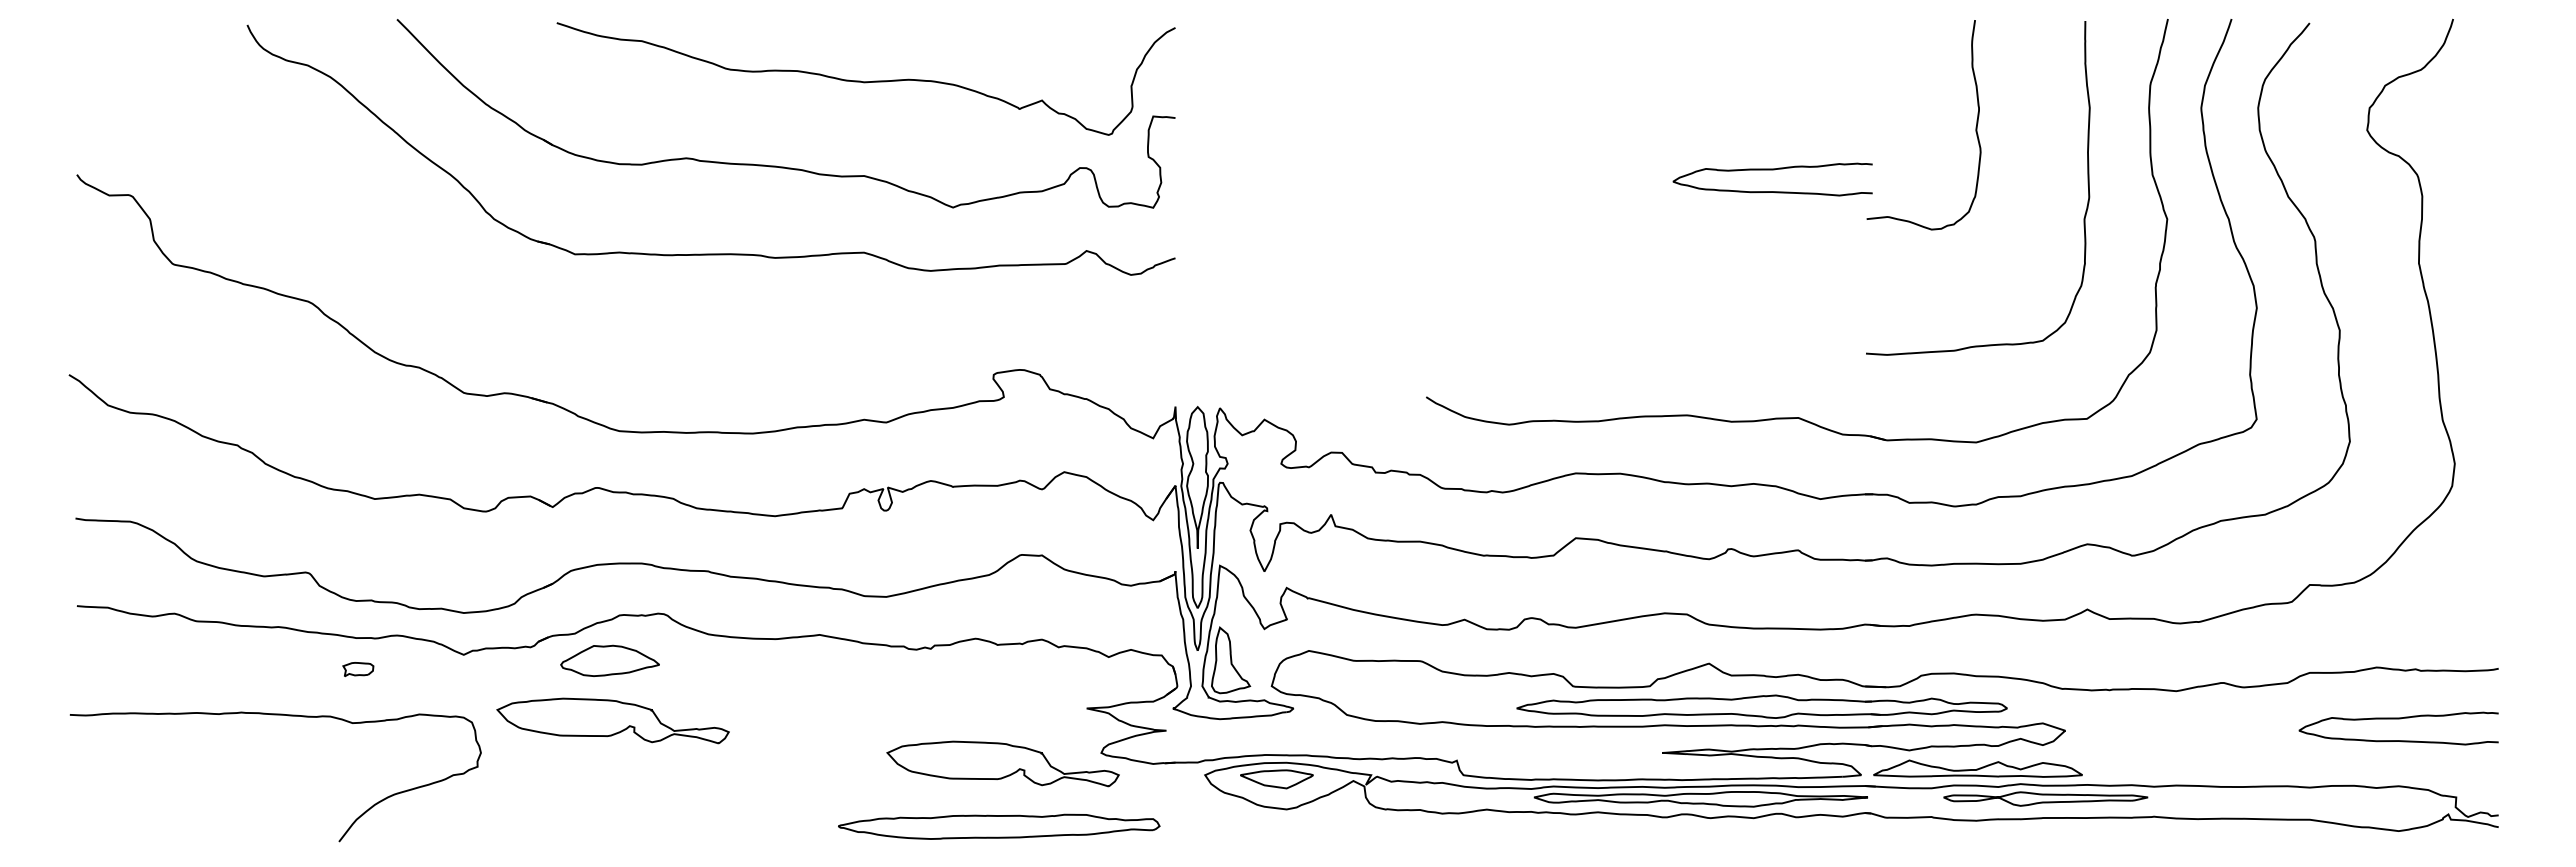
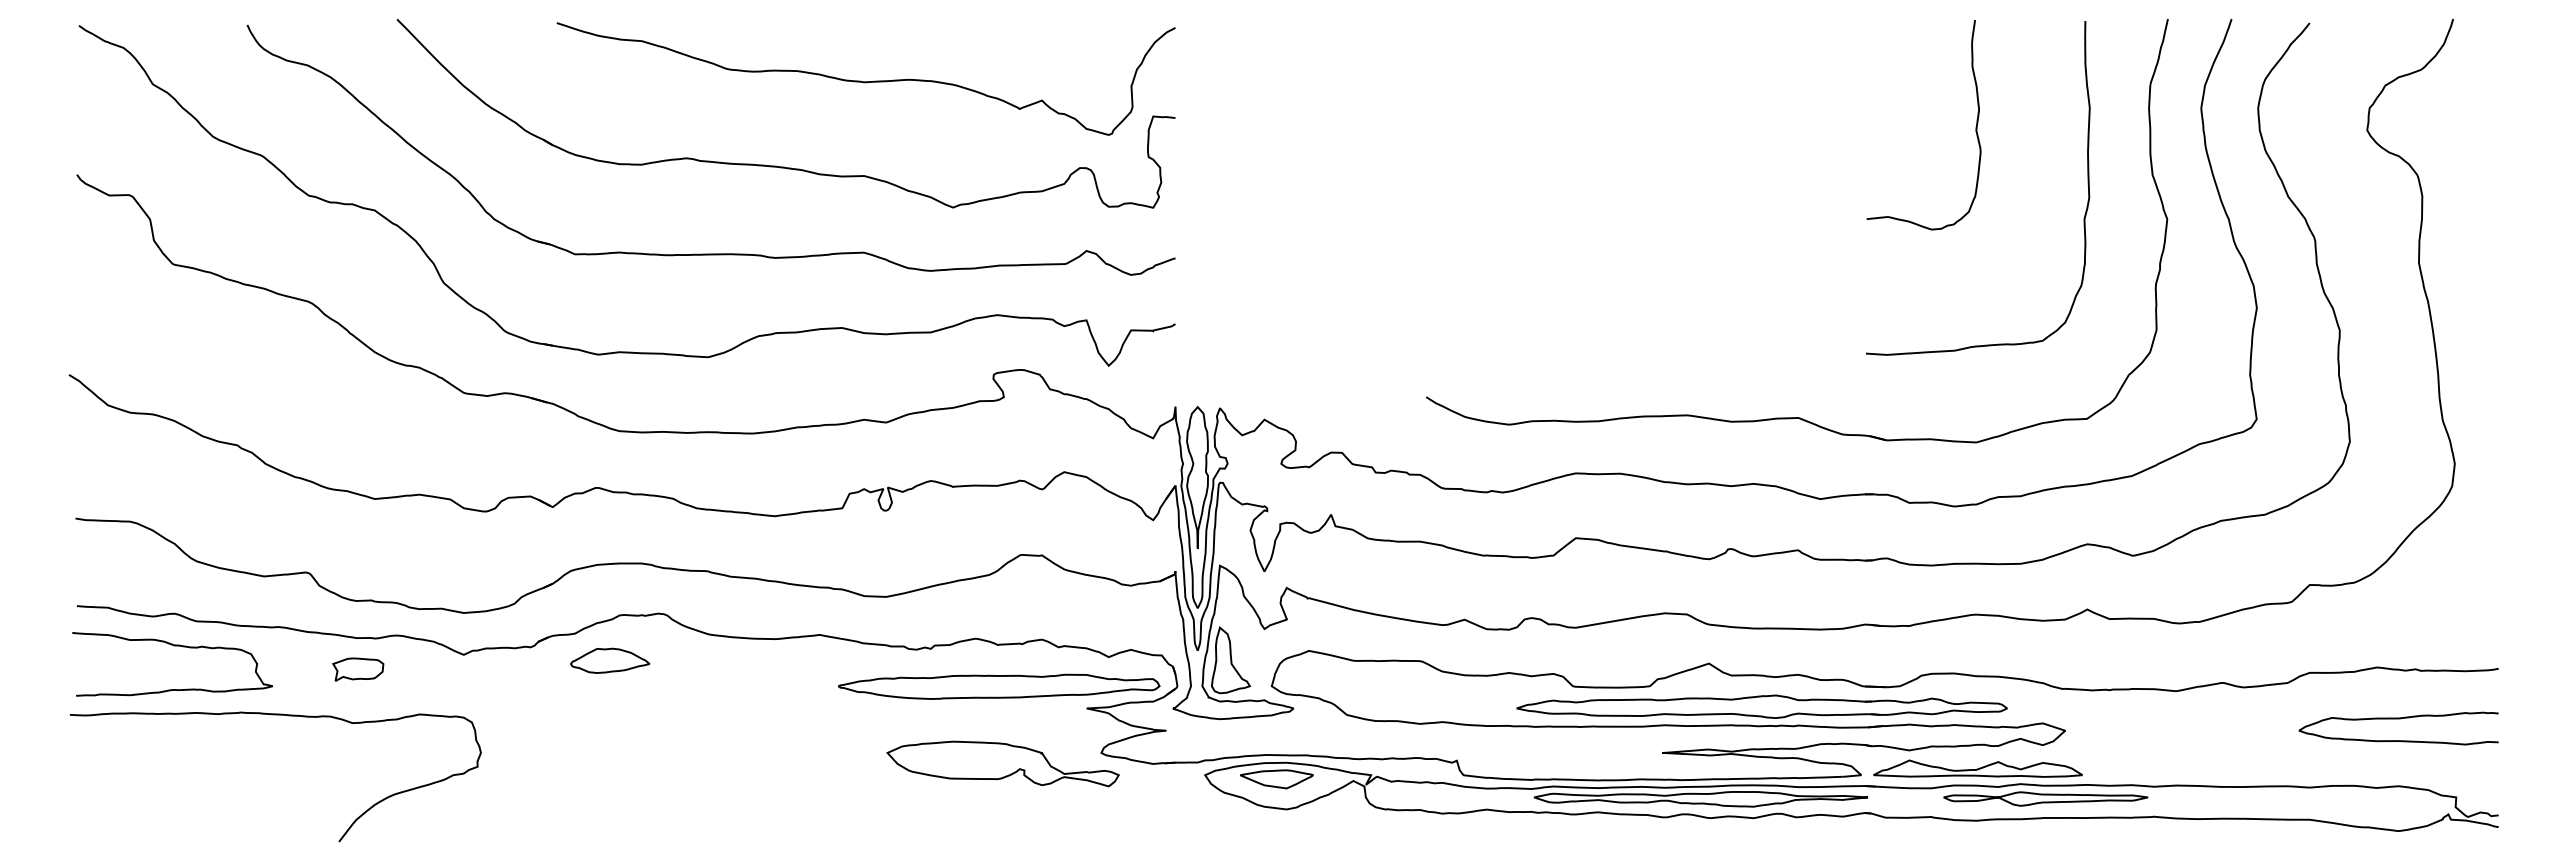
curve: present -> none (1772, 170)
part: none -> present (626, 351)
curve: none -> present (174, 646)
part size: 100x33 px -> 81x27 px (610, 660)
part size: 33x16 px -> 53x25 px (358, 669)
part: present -> none (612, 720)
part position: (999, 826) -> (999, 686) (999, 686)
